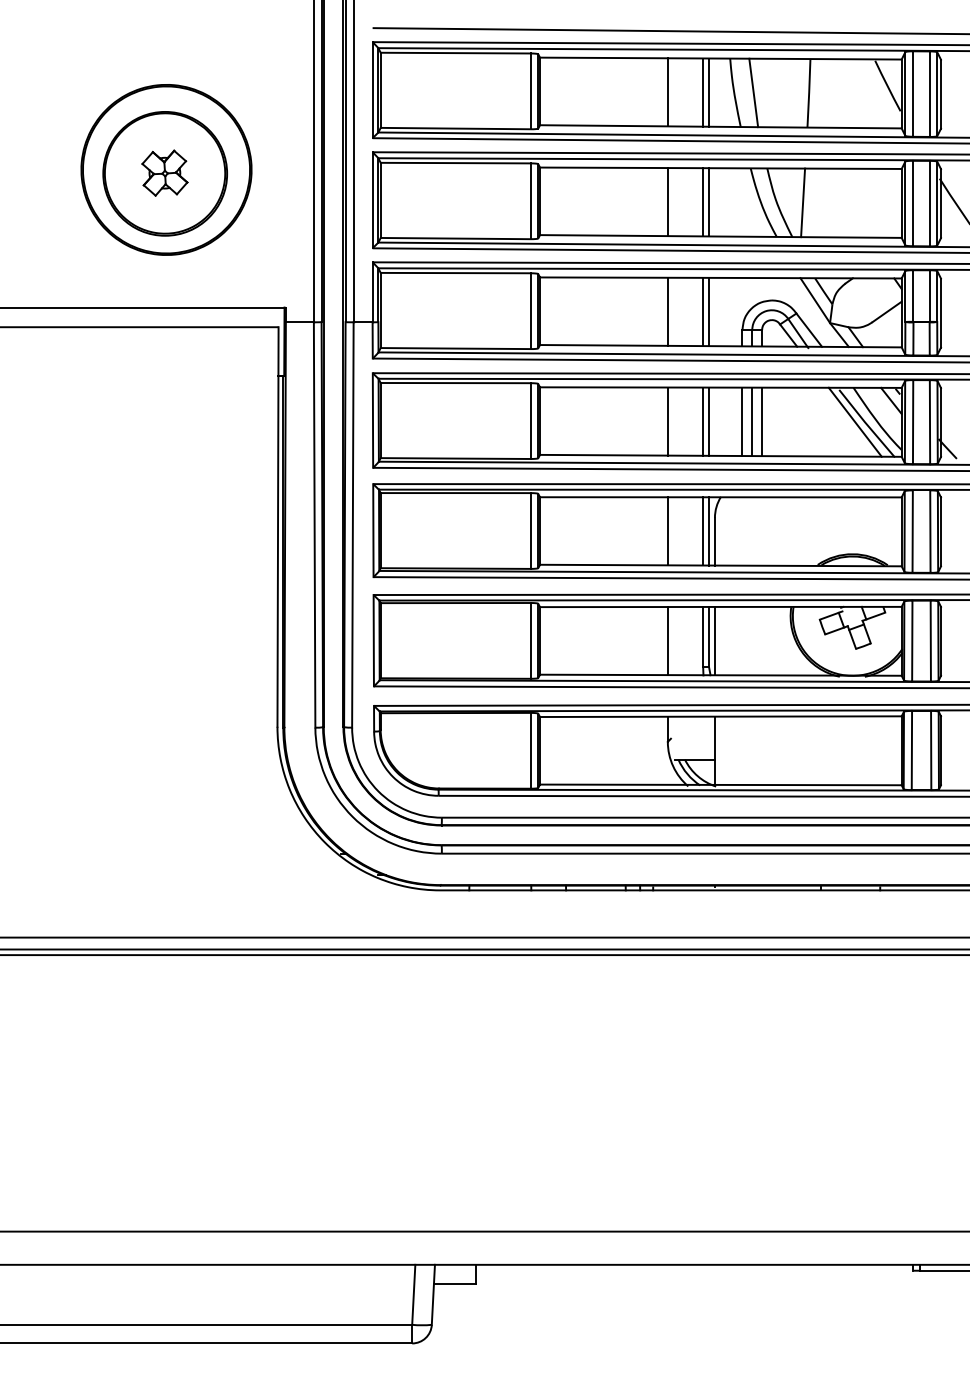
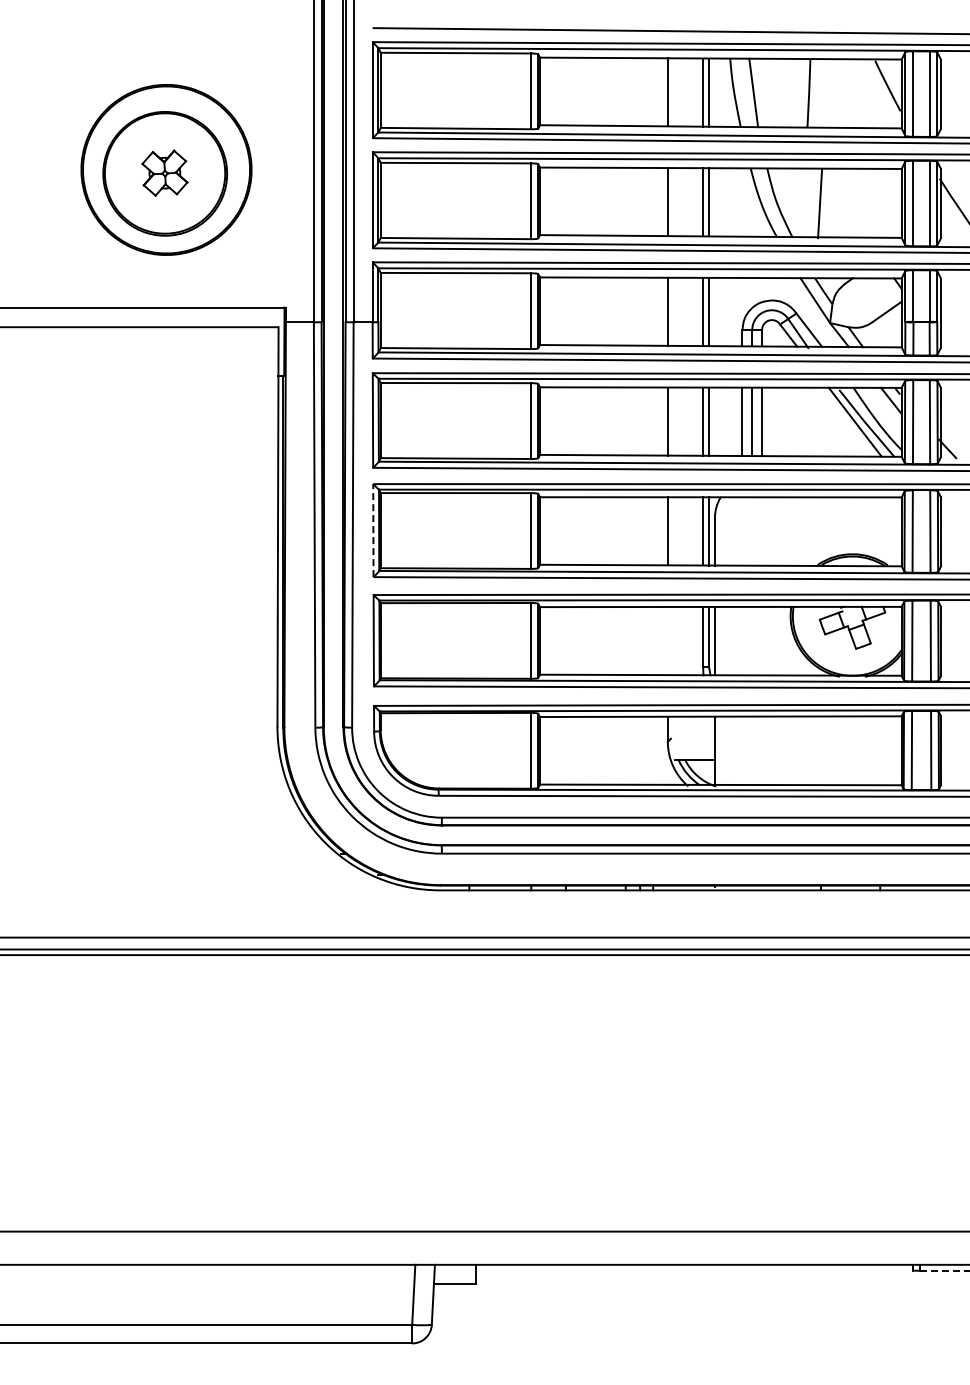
line position: (803, 202) -> (820, 203) (820, 203)
line: solid -> dashed (373, 530)
line: present -> none (667, 641)
line: solid -> dashed (945, 1270)
